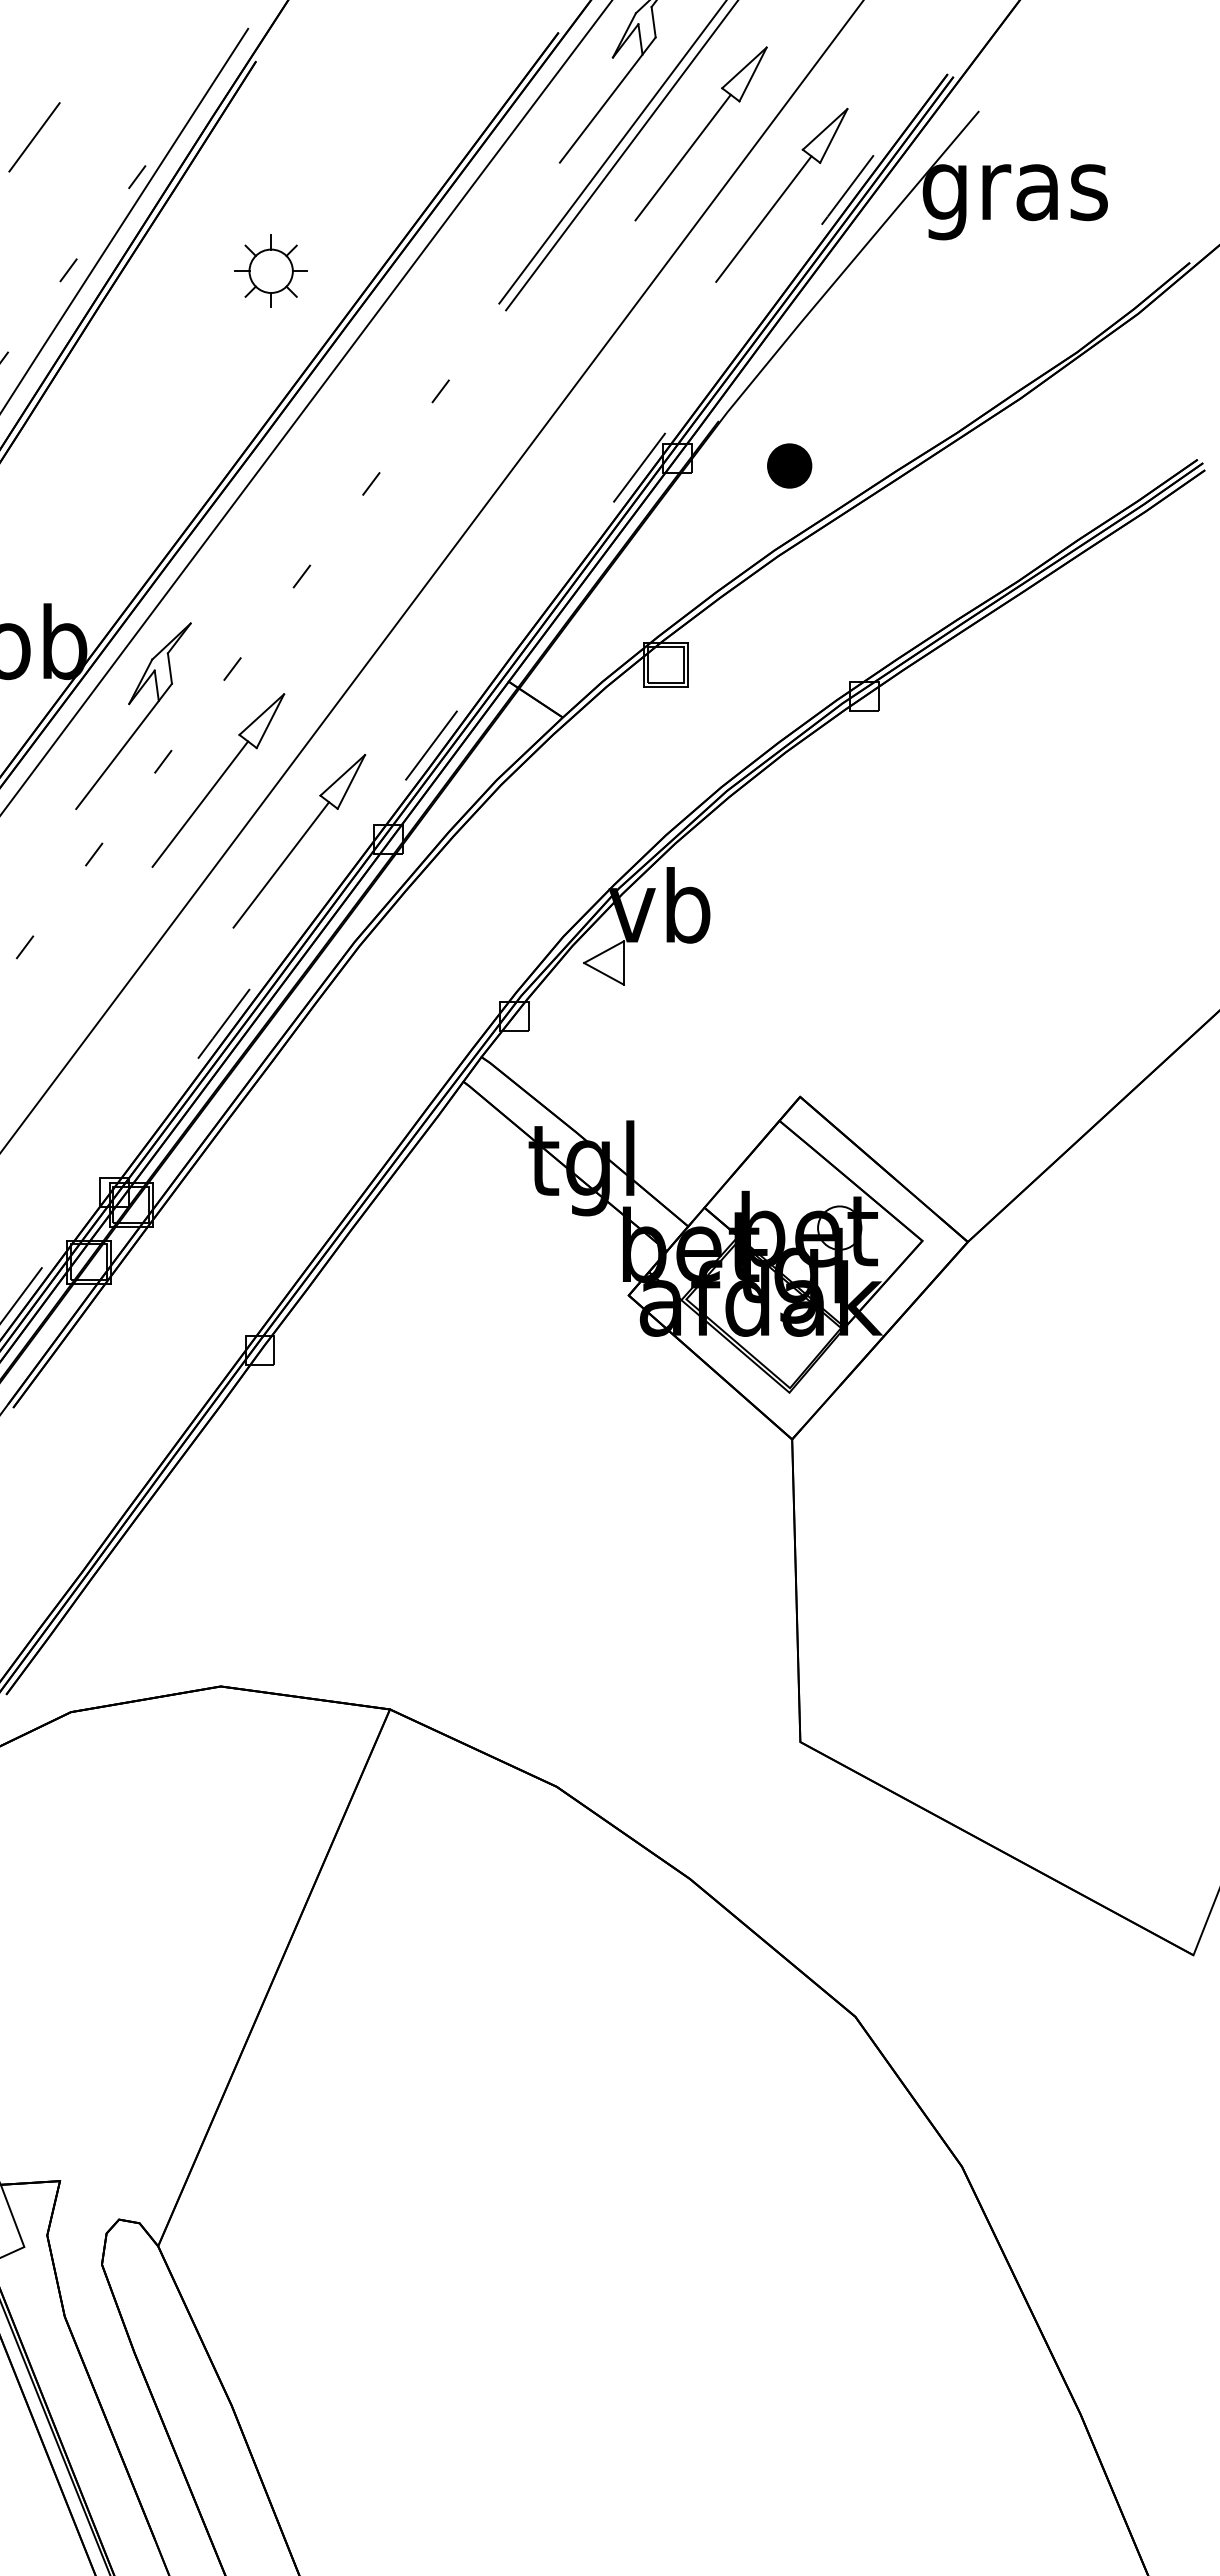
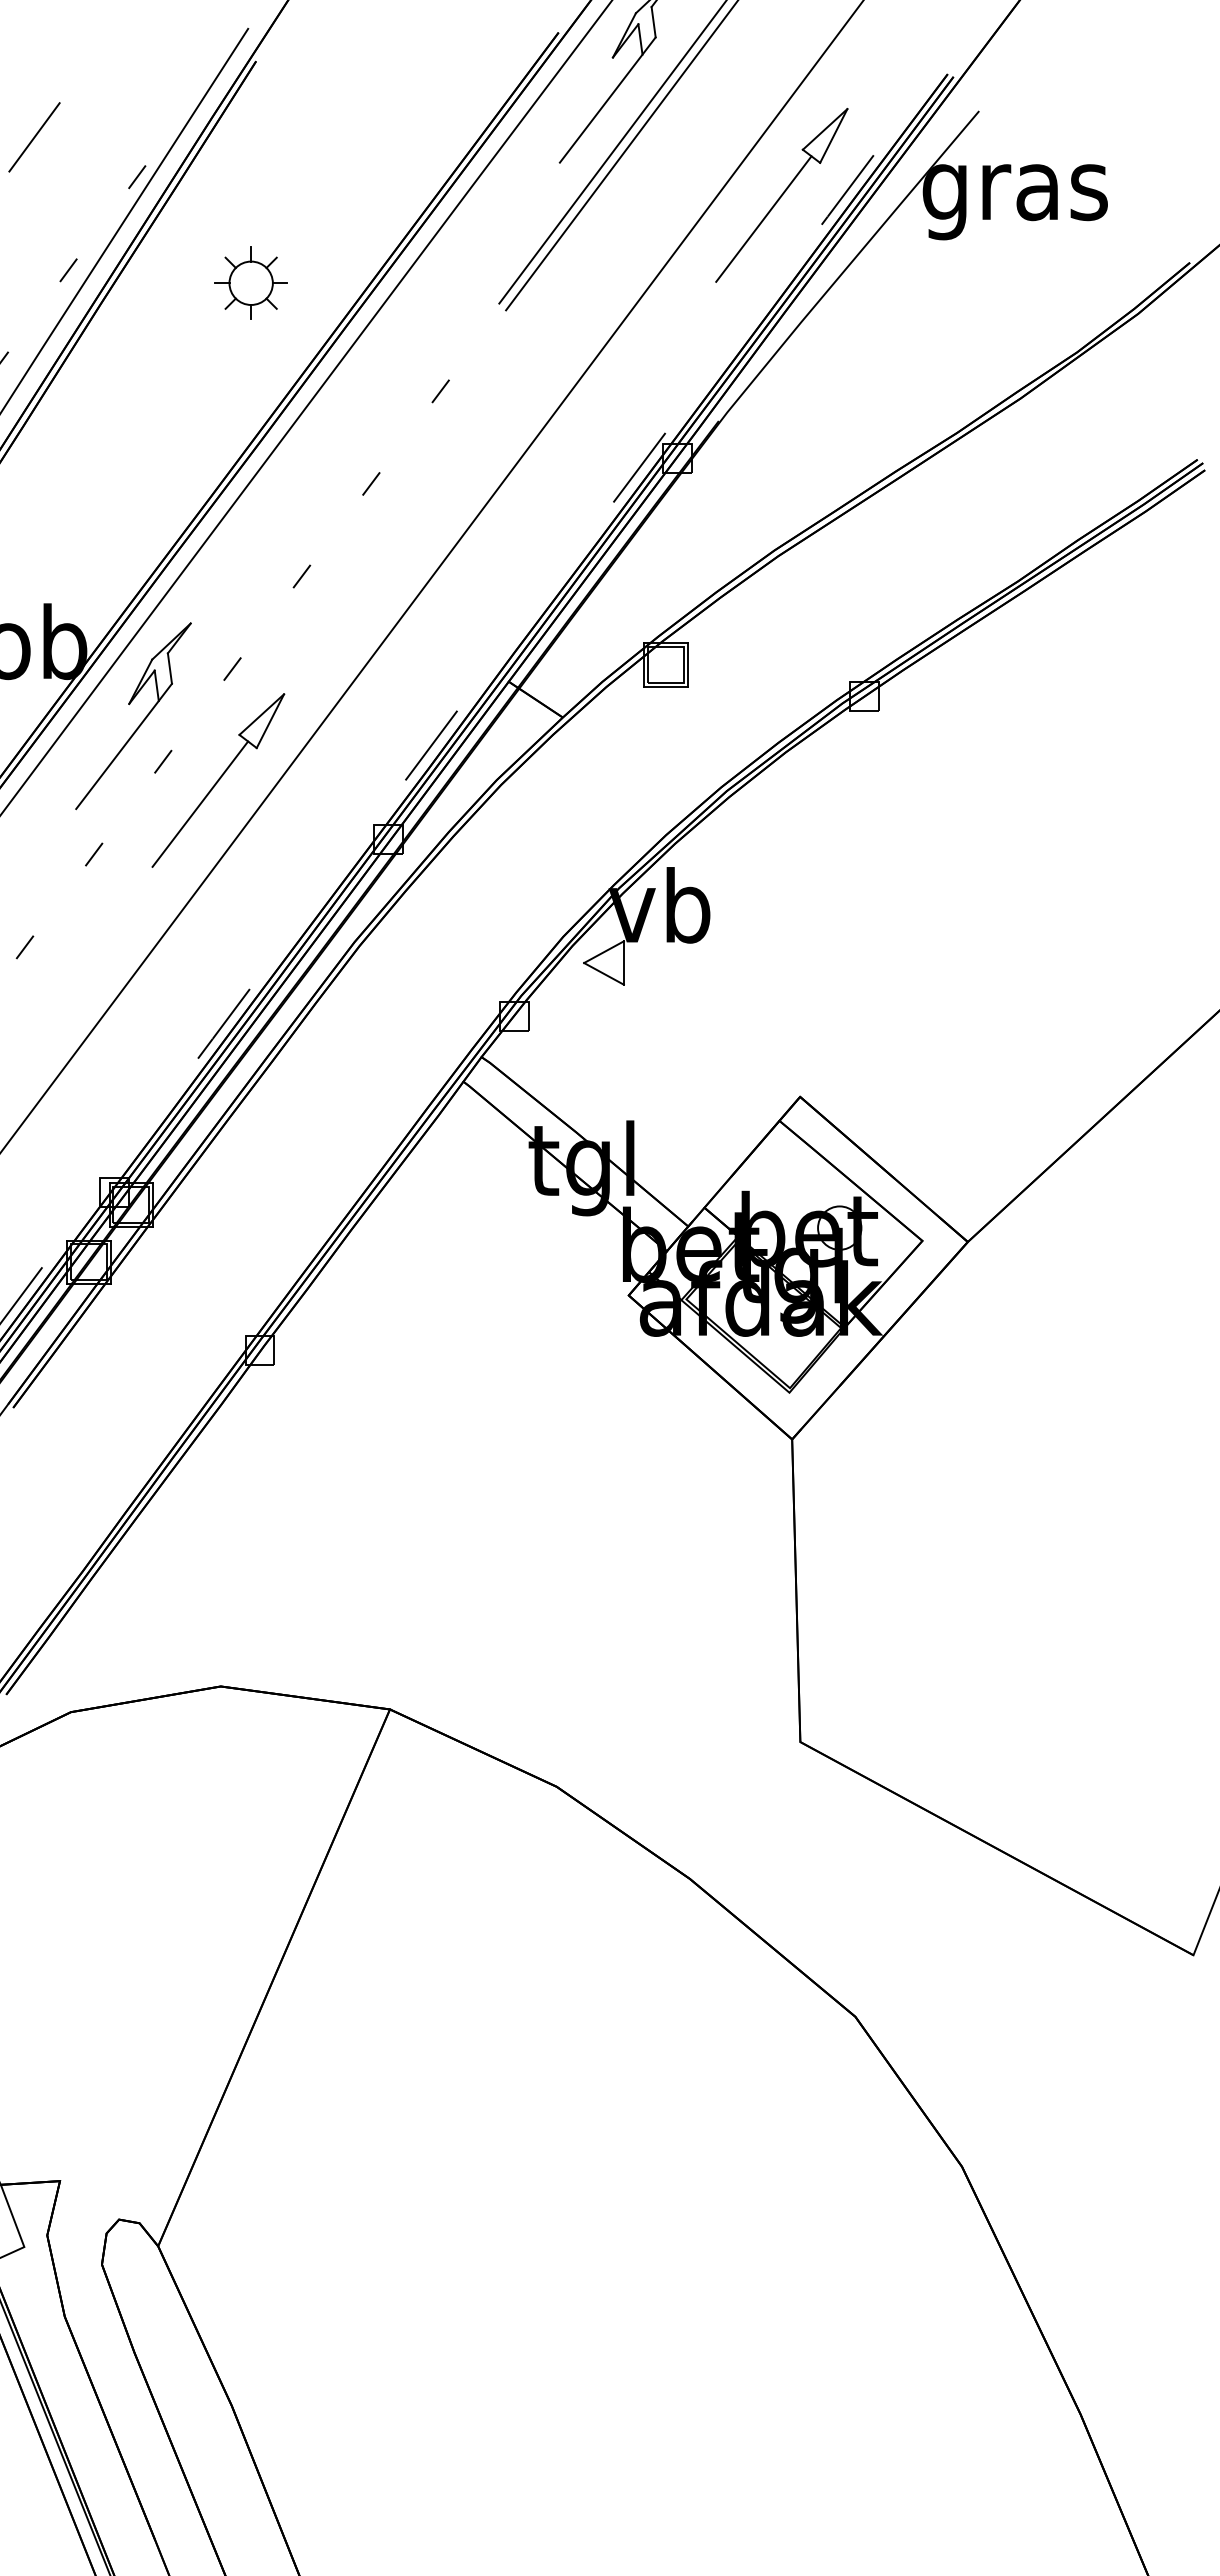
part: present -> none (700, 133)
part position: (270, 270) -> (250, 282) (250, 282)
part: present -> none (789, 465)
part: present -> none (299, 841)
